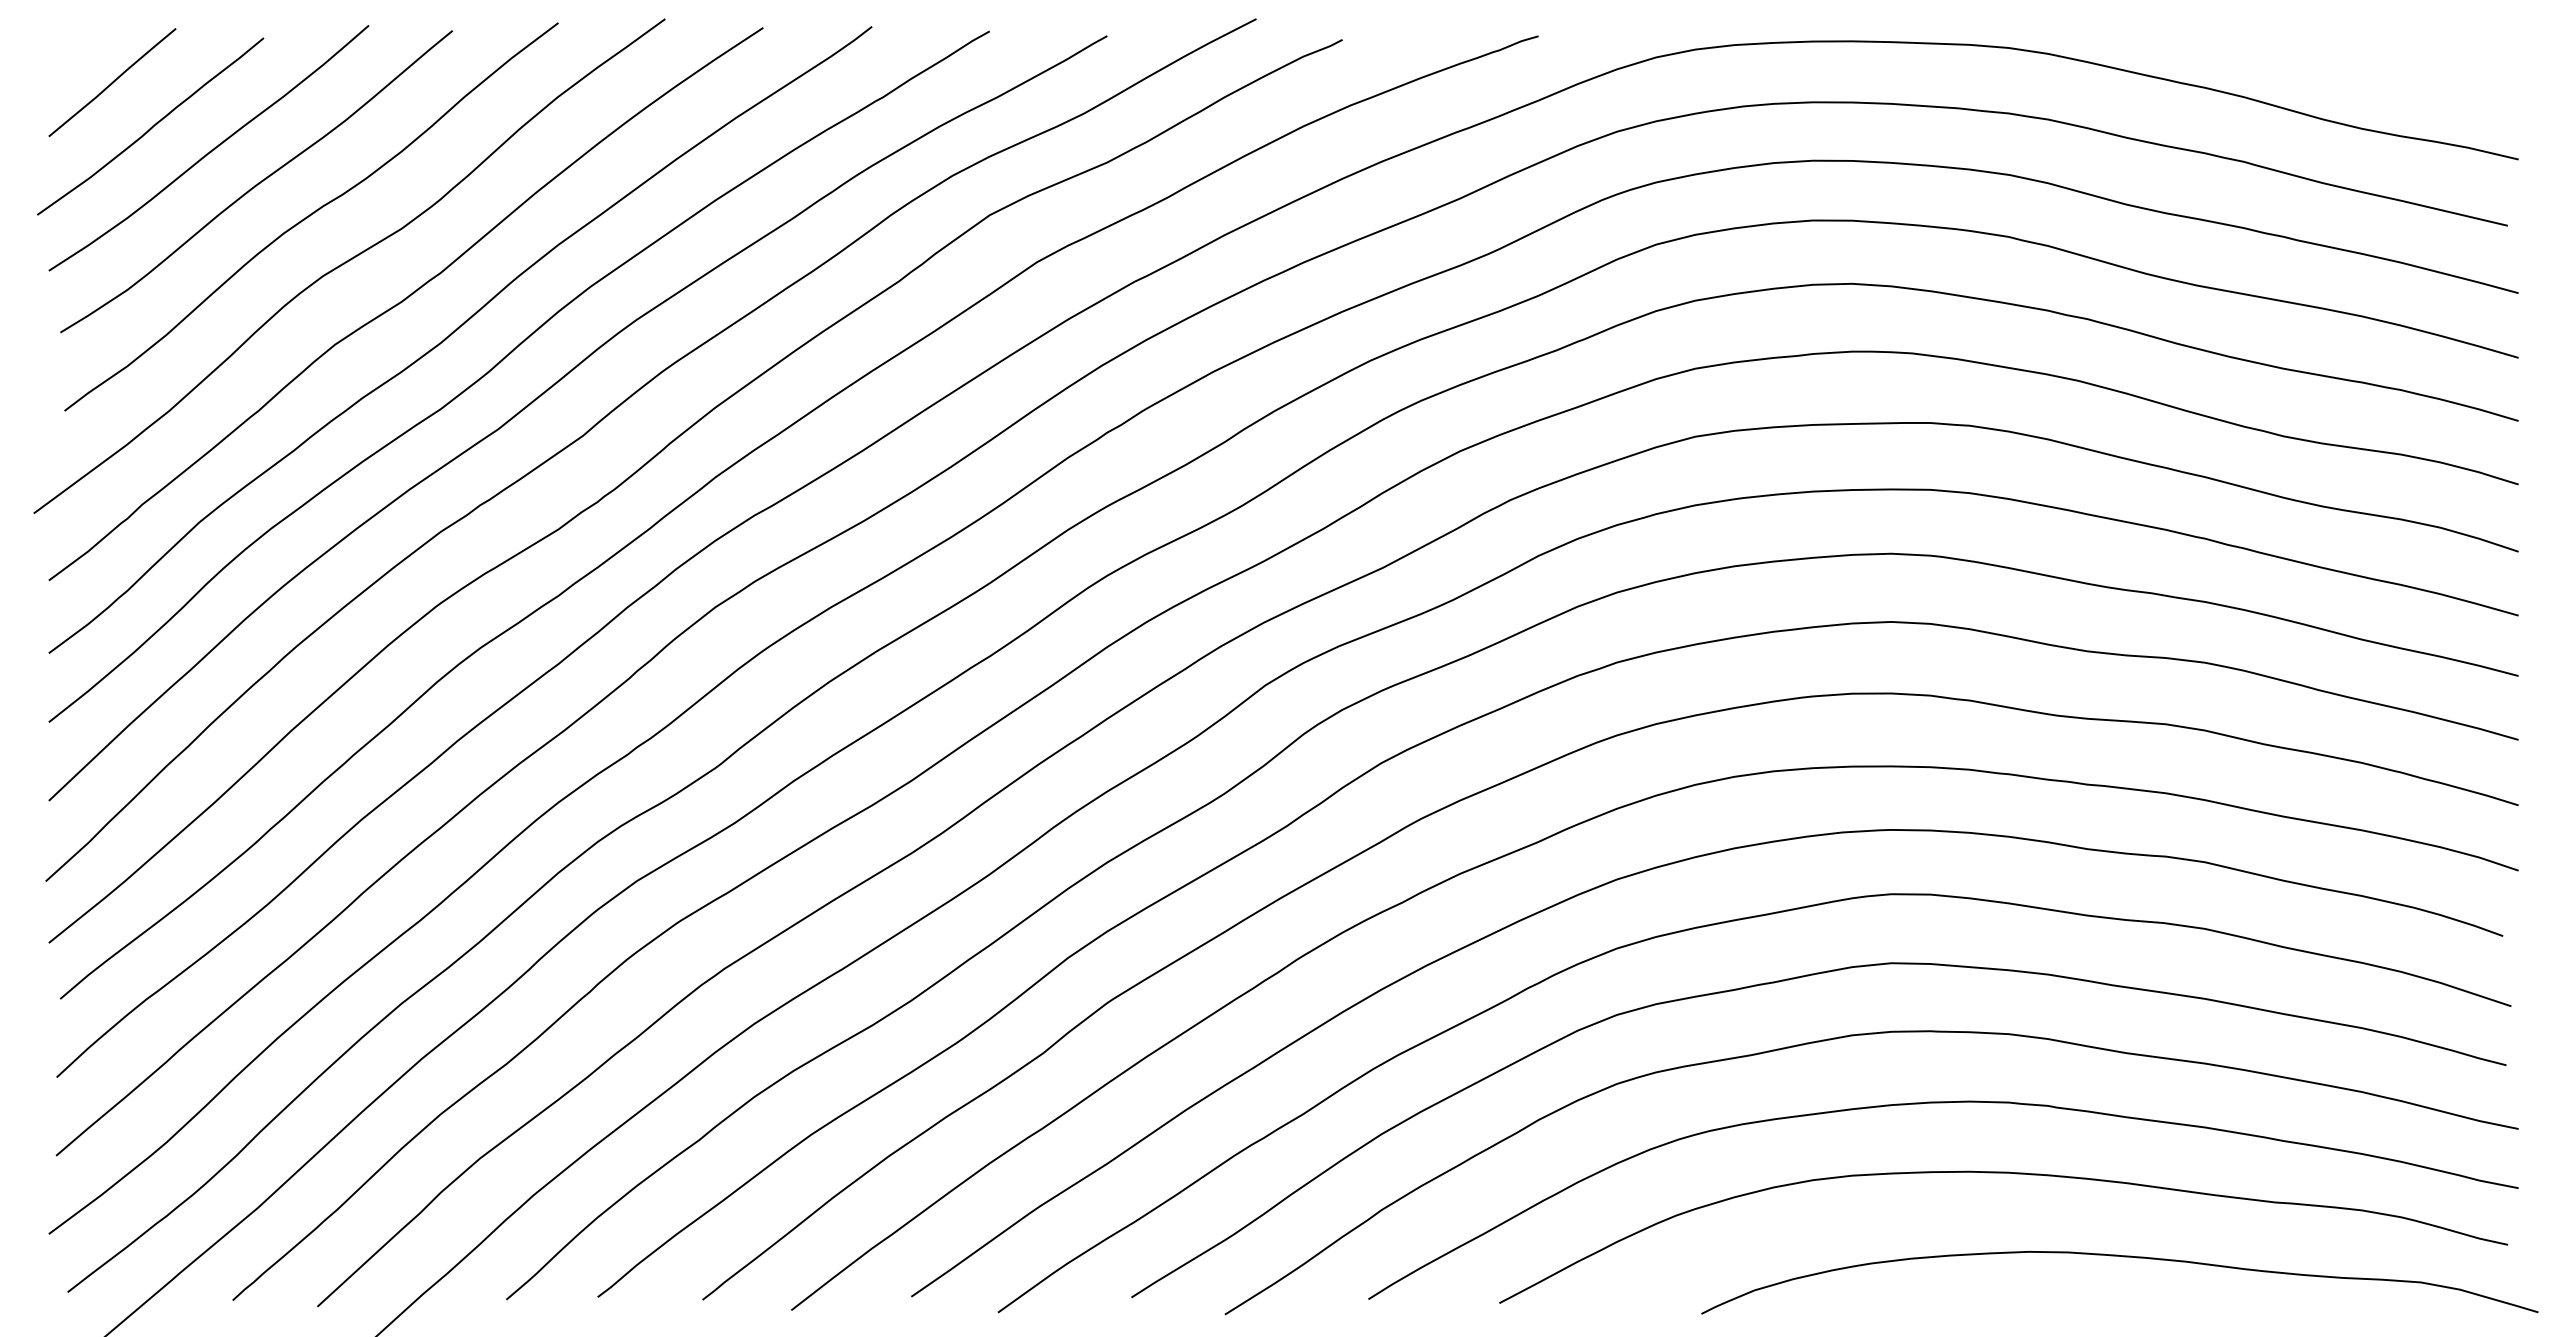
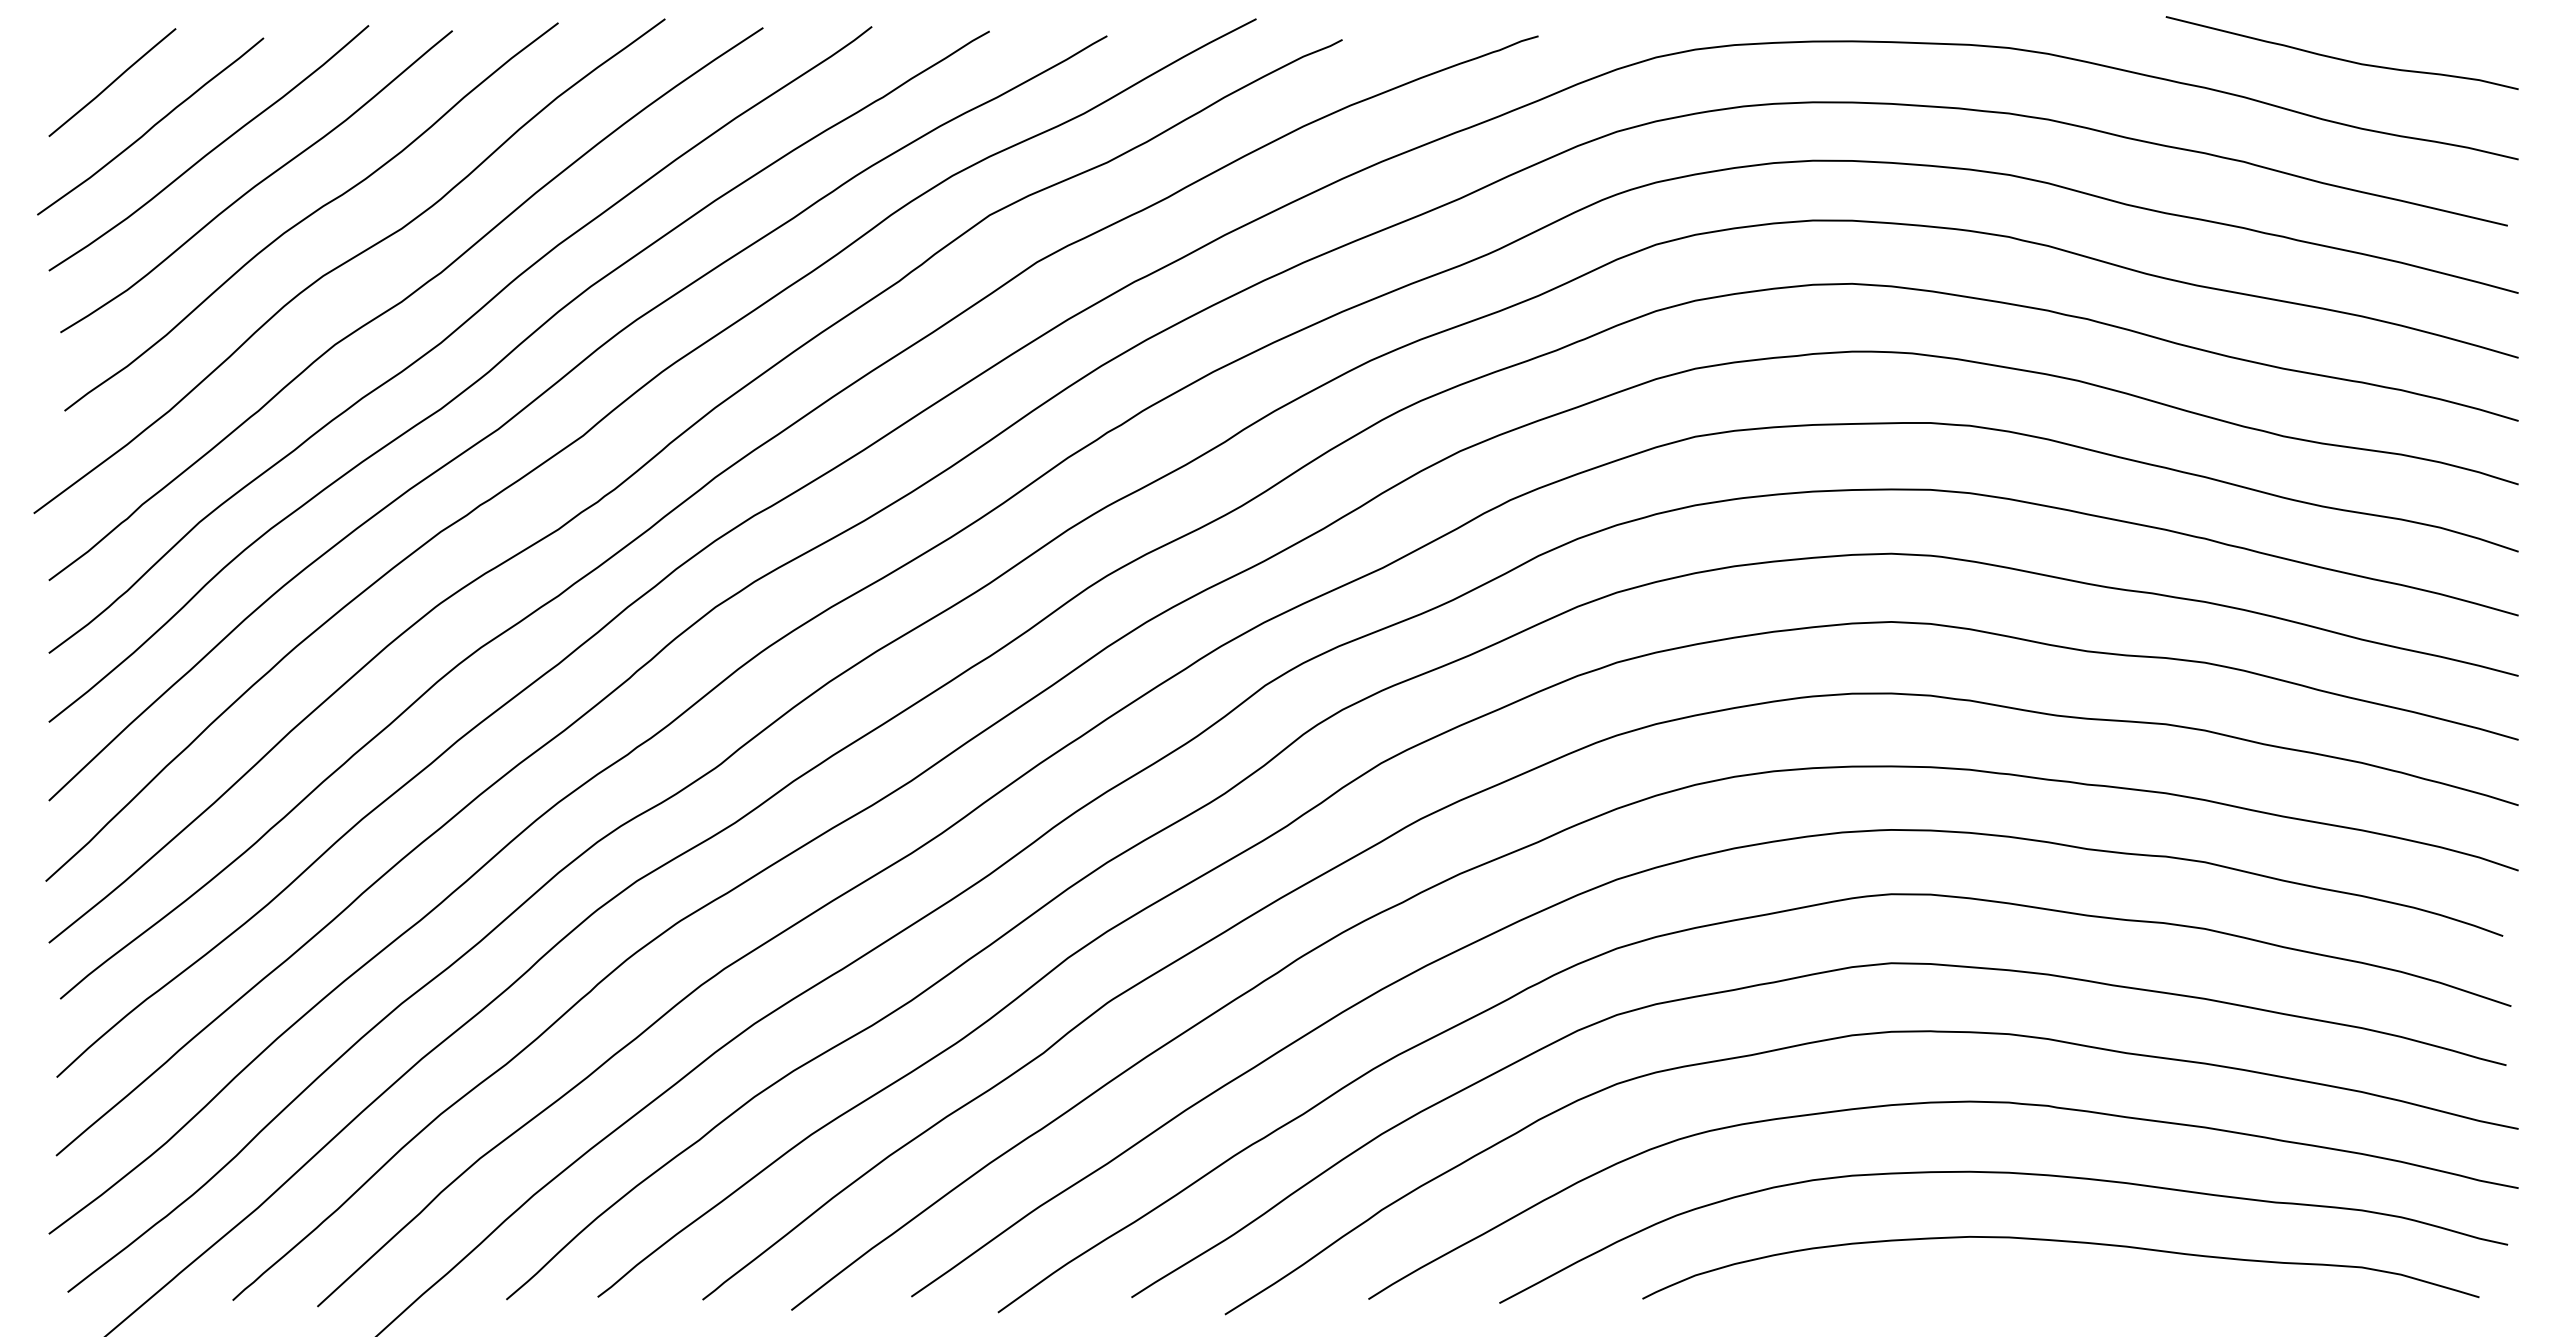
curve: none -> present (2341, 58)
curve position: (2123, 1257) -> (2064, 1242) (2064, 1242)
